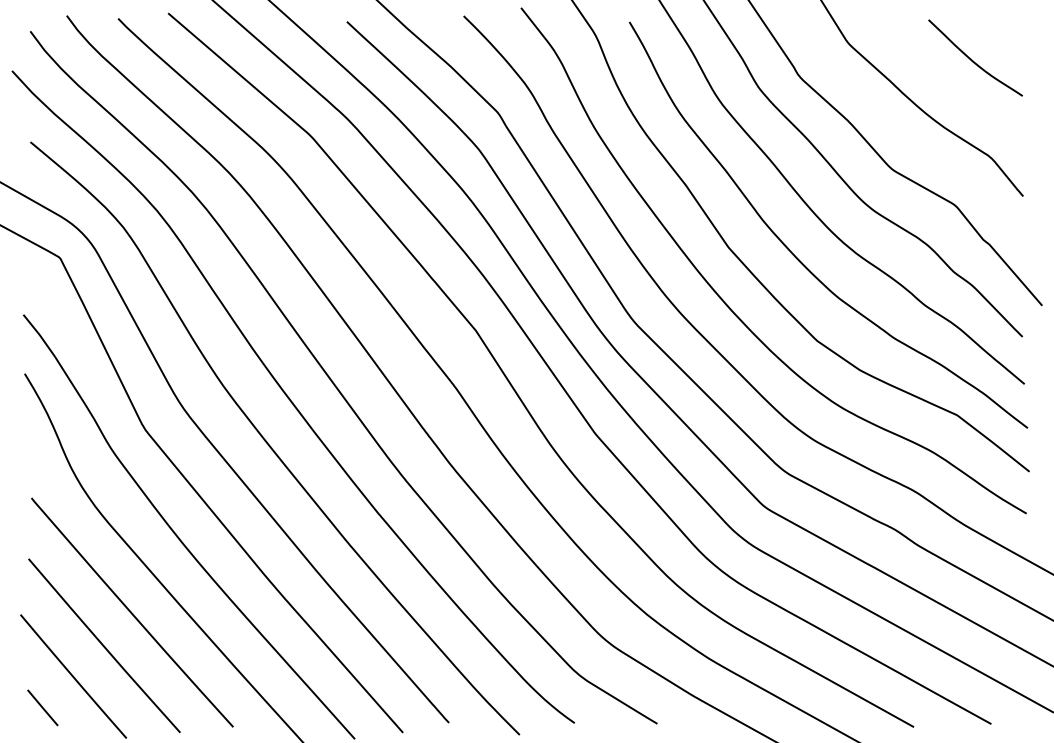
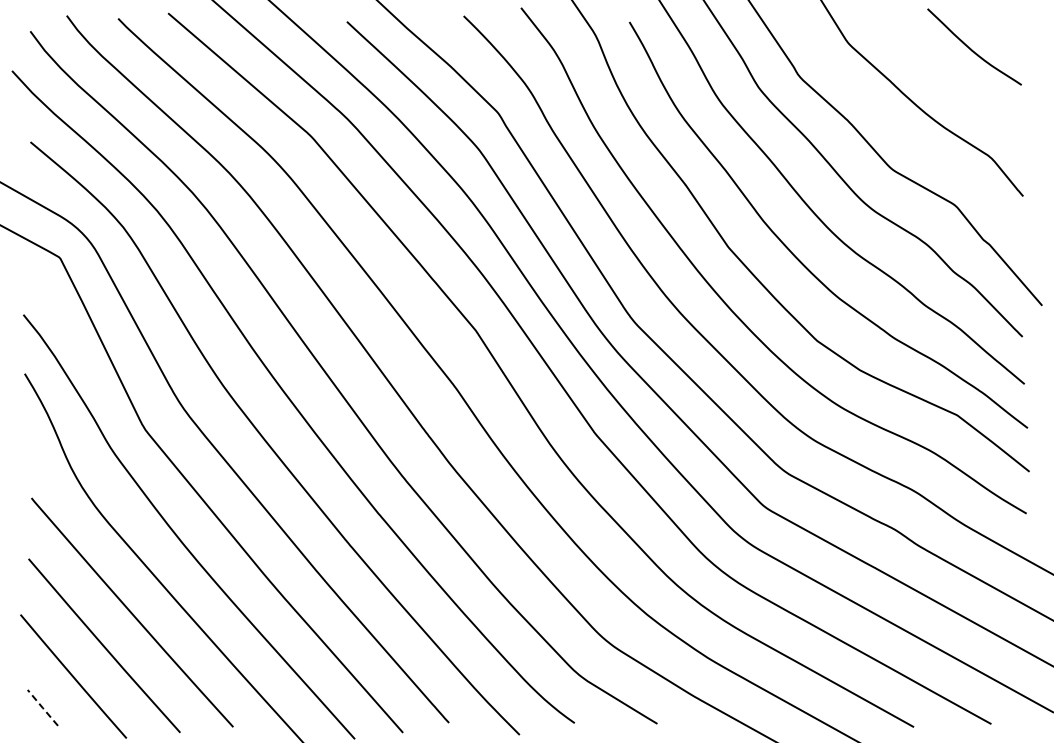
curve position: (972, 59) -> (971, 48) (971, 48)
line: solid -> dashed (42, 707)
